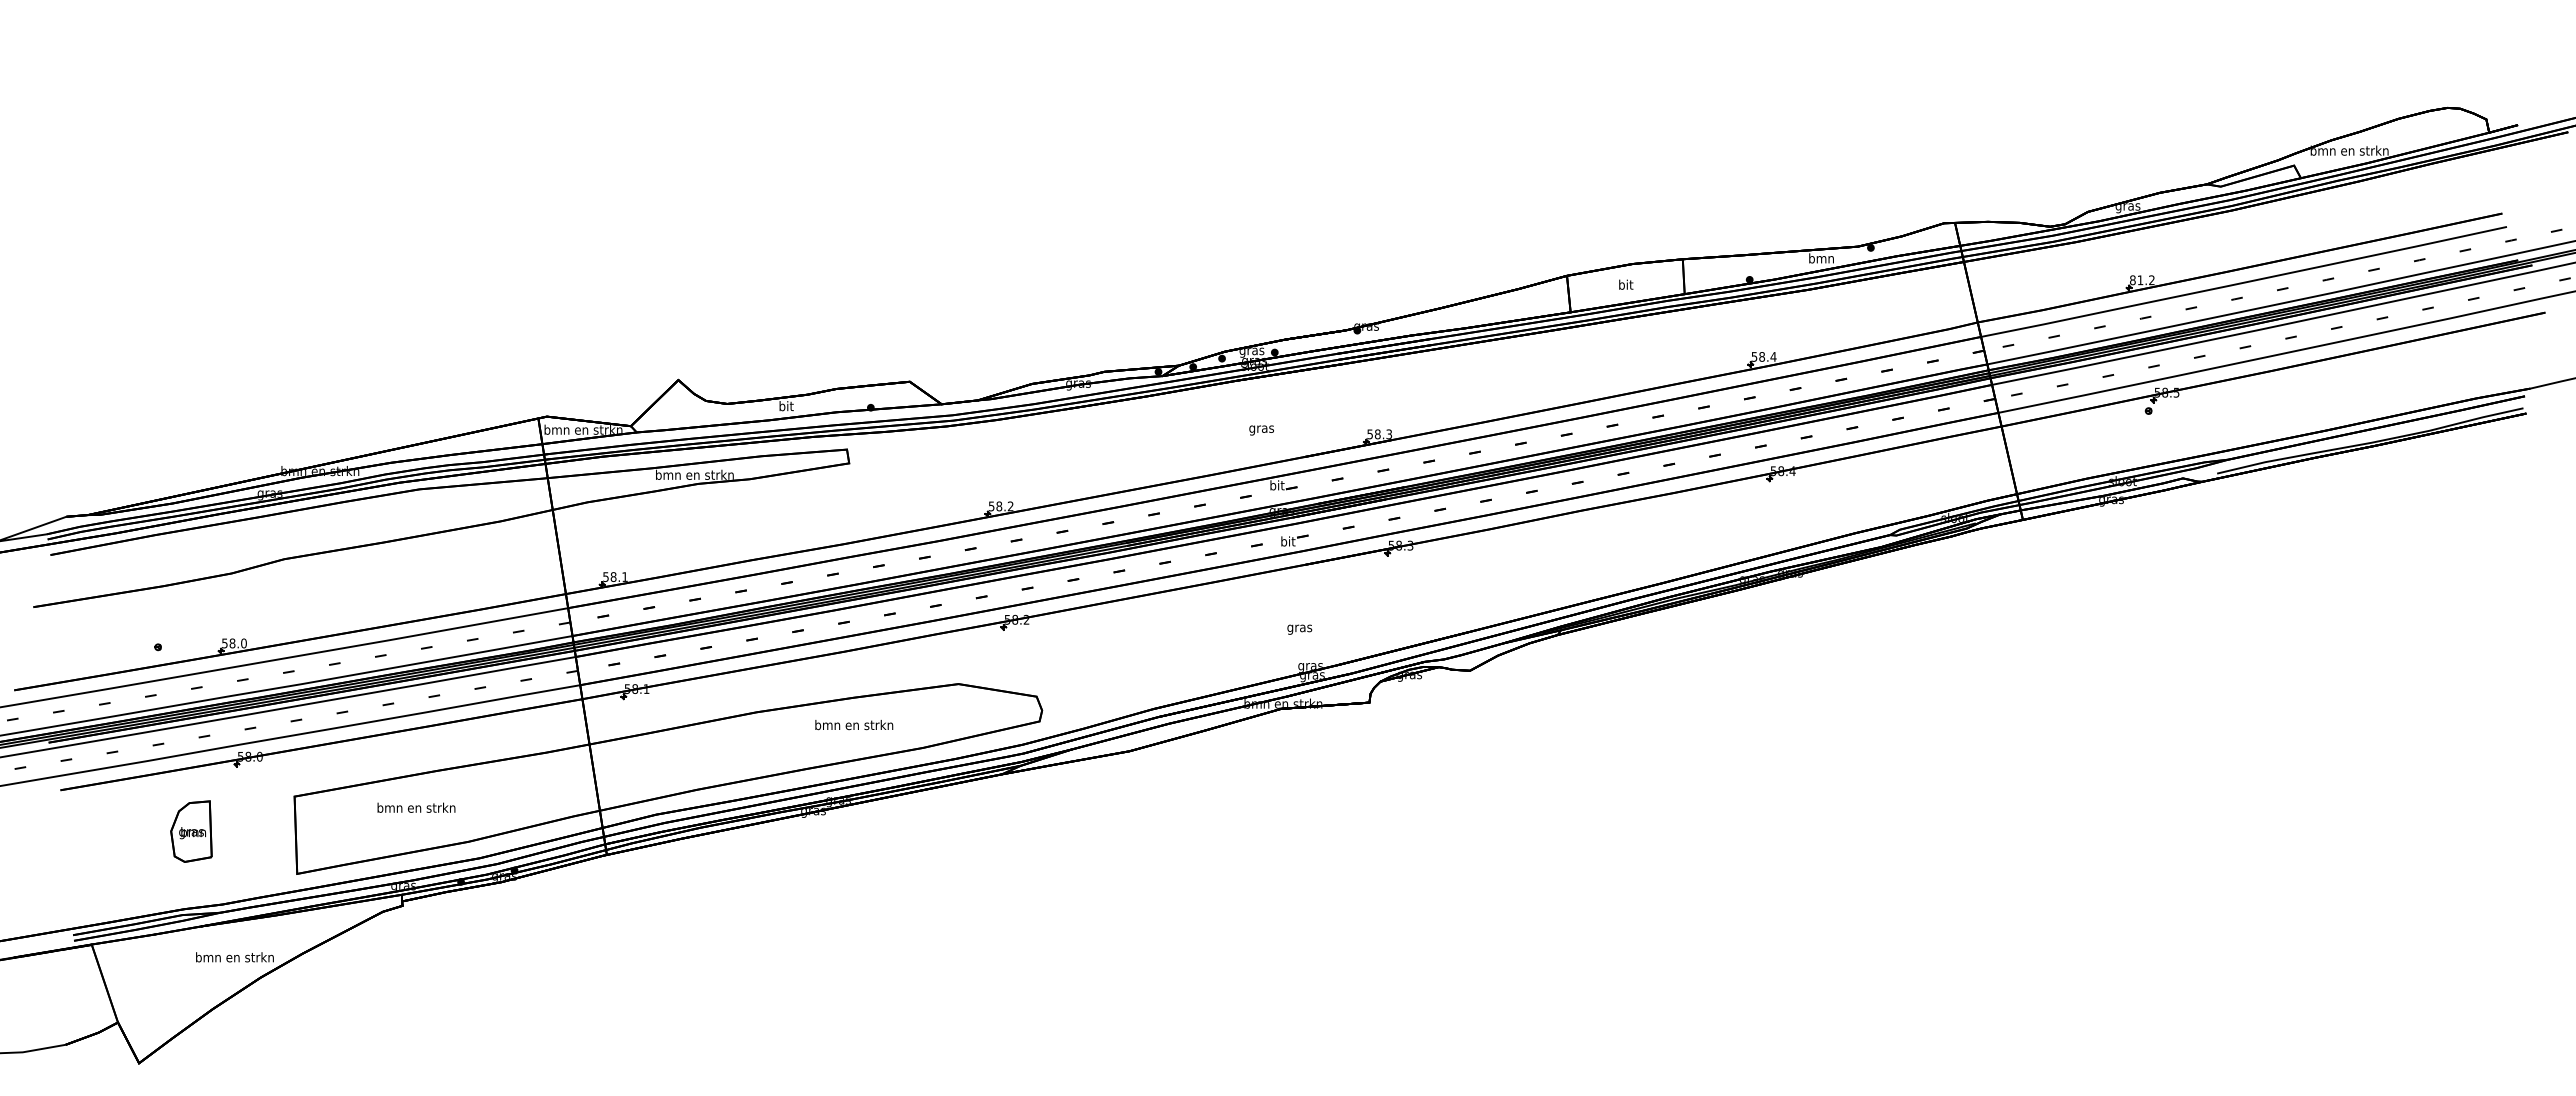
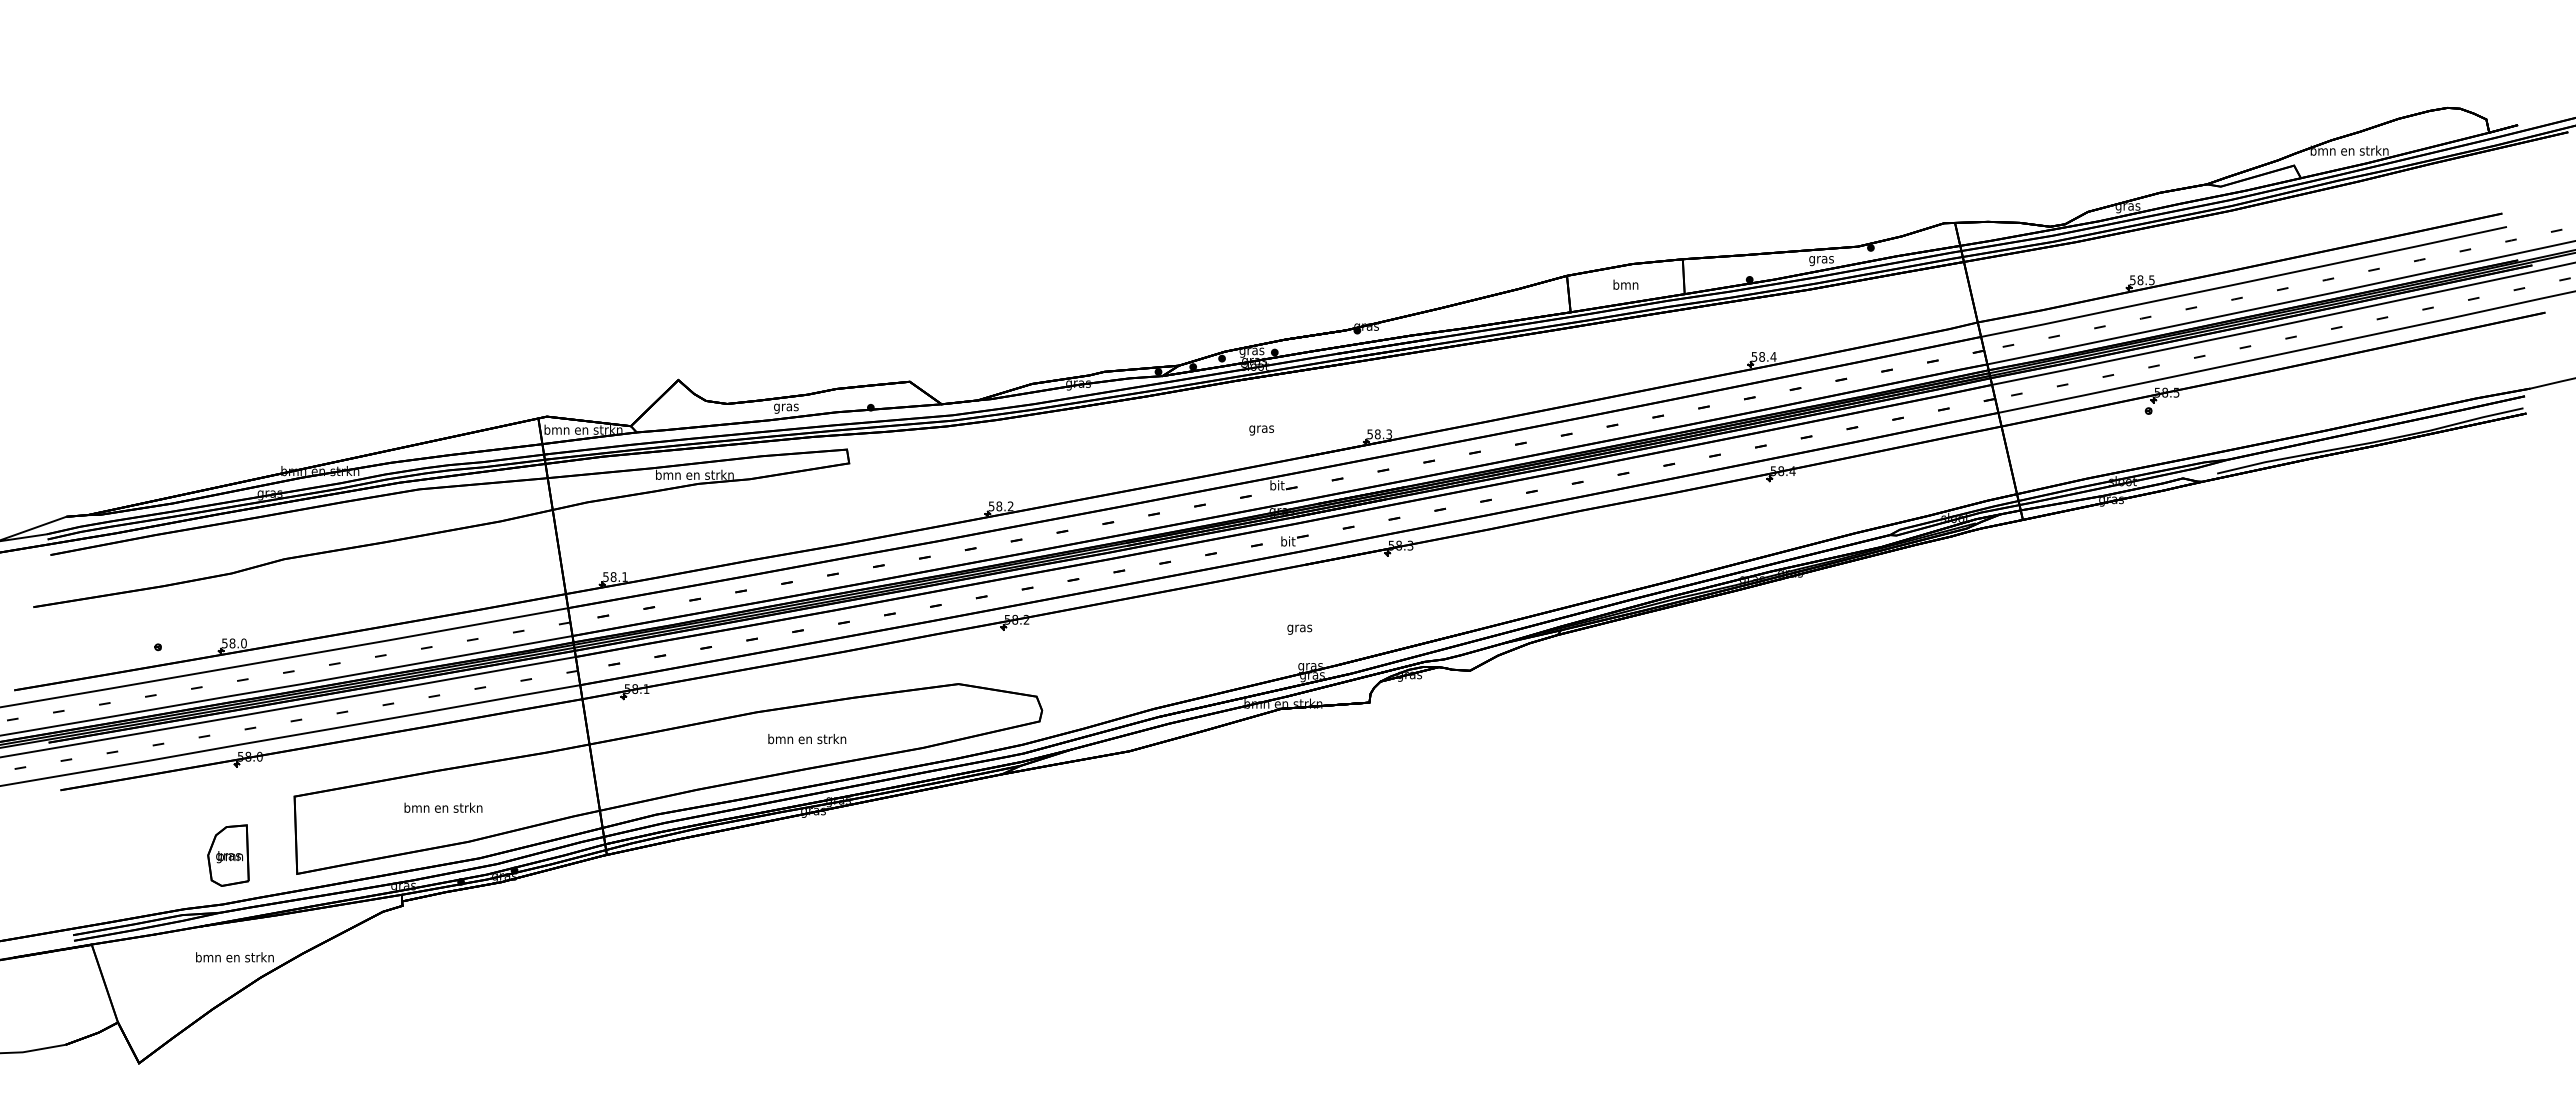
text: bmn -> gras (1821, 259)
text: 81.2 -> 58.5 (2142, 280)
text: bit -> bmn (1625, 284)
text: bit -> gras (786, 407)
text position: (854, 725) -> (807, 739) (807, 739)
text position: (416, 807) -> (443, 807) (443, 807)
part position: (191, 831) -> (228, 855) (228, 855)
